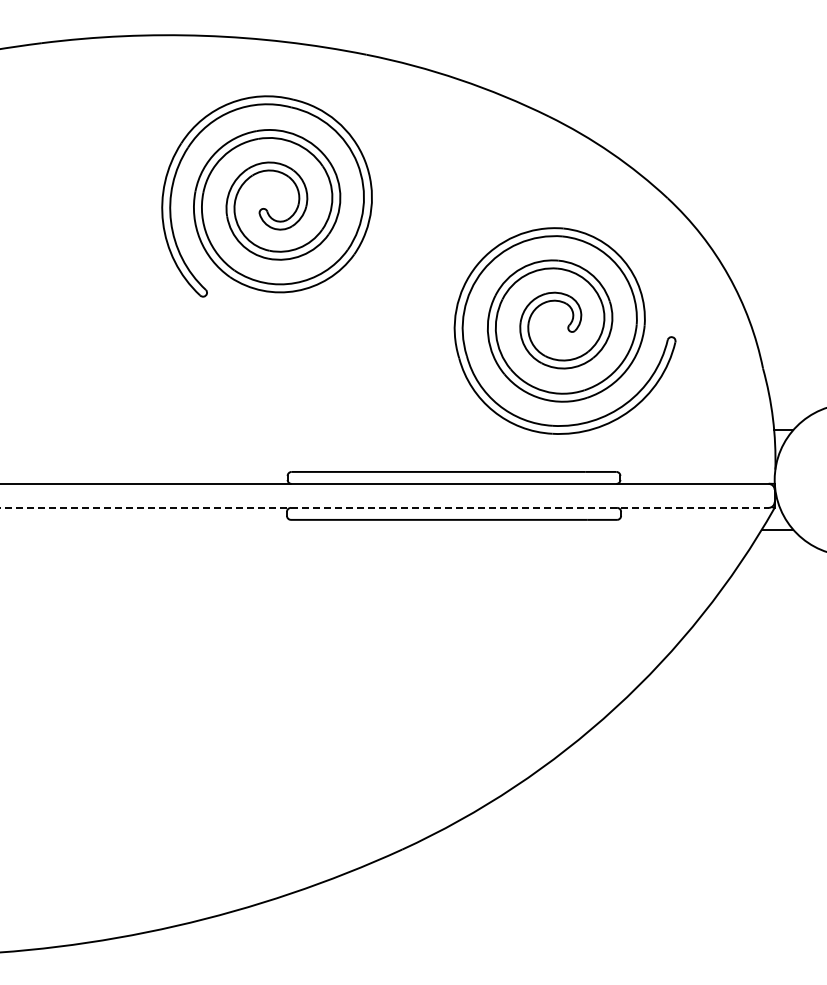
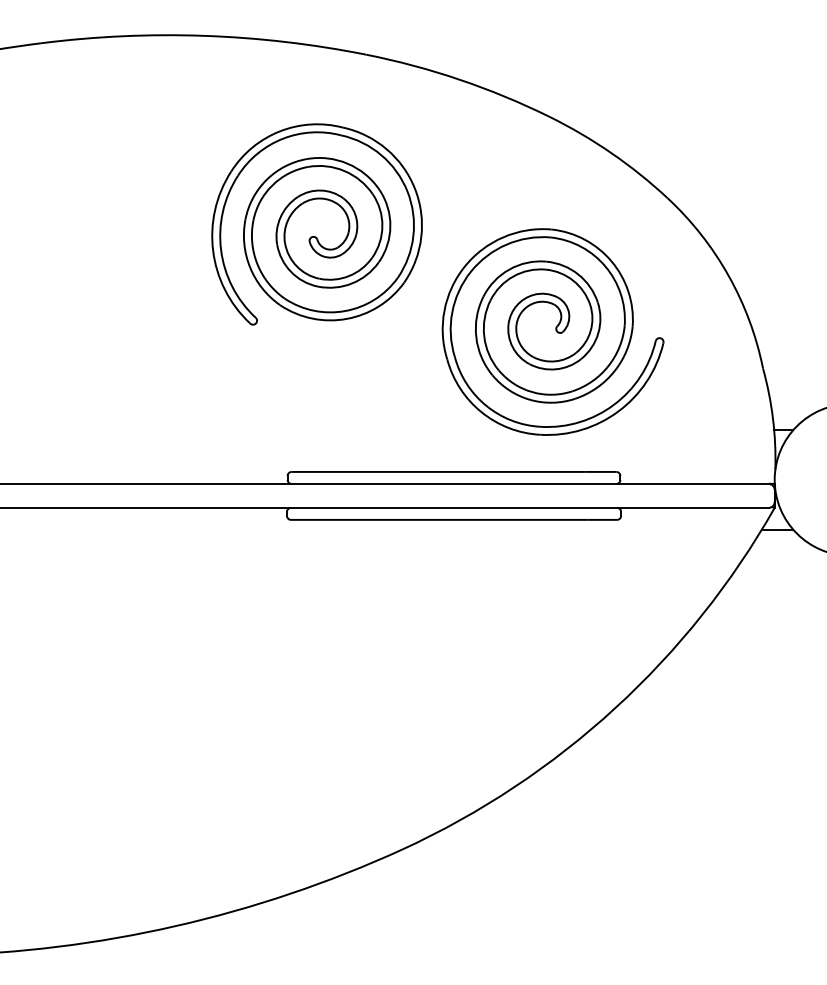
part position: (266, 208) -> (316, 236) (316, 236)
part position: (564, 330) -> (552, 331) (552, 331)
line: dashed -> solid (384, 507)
